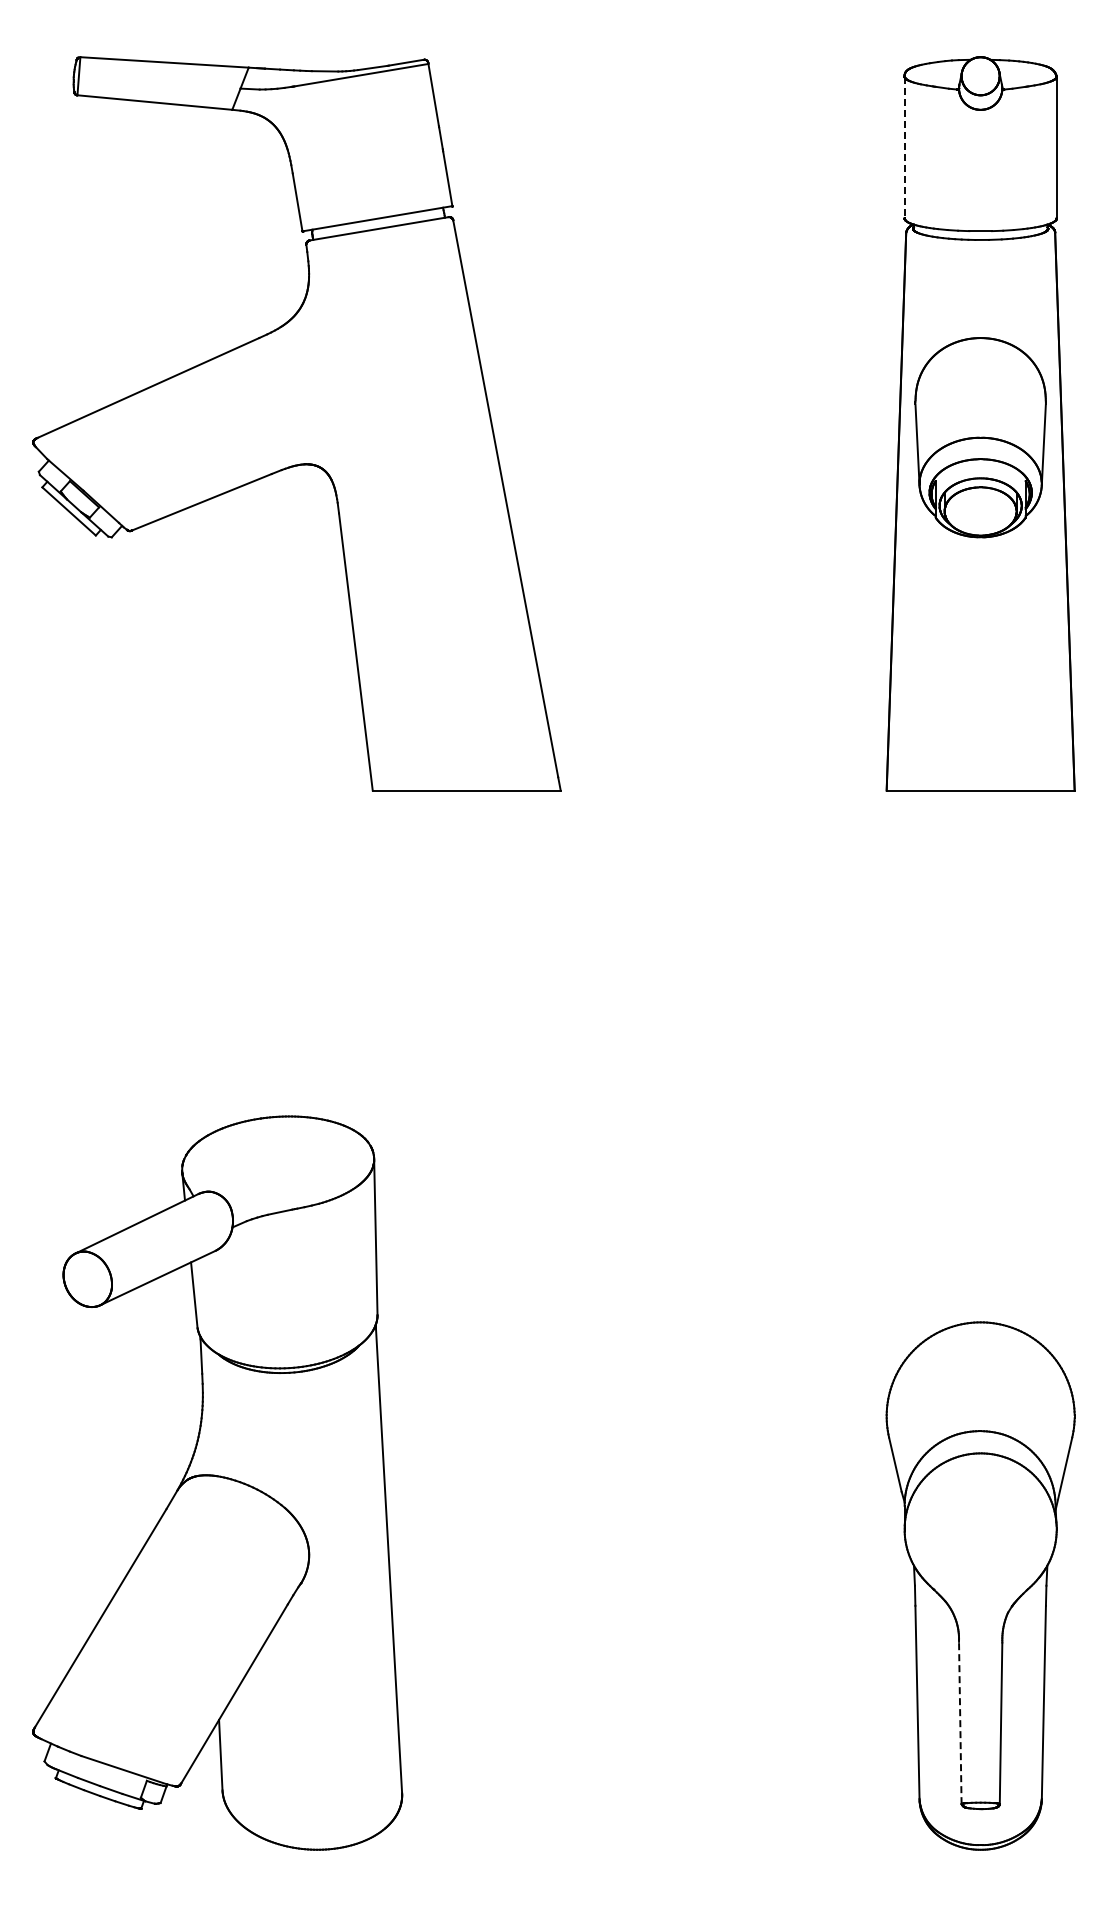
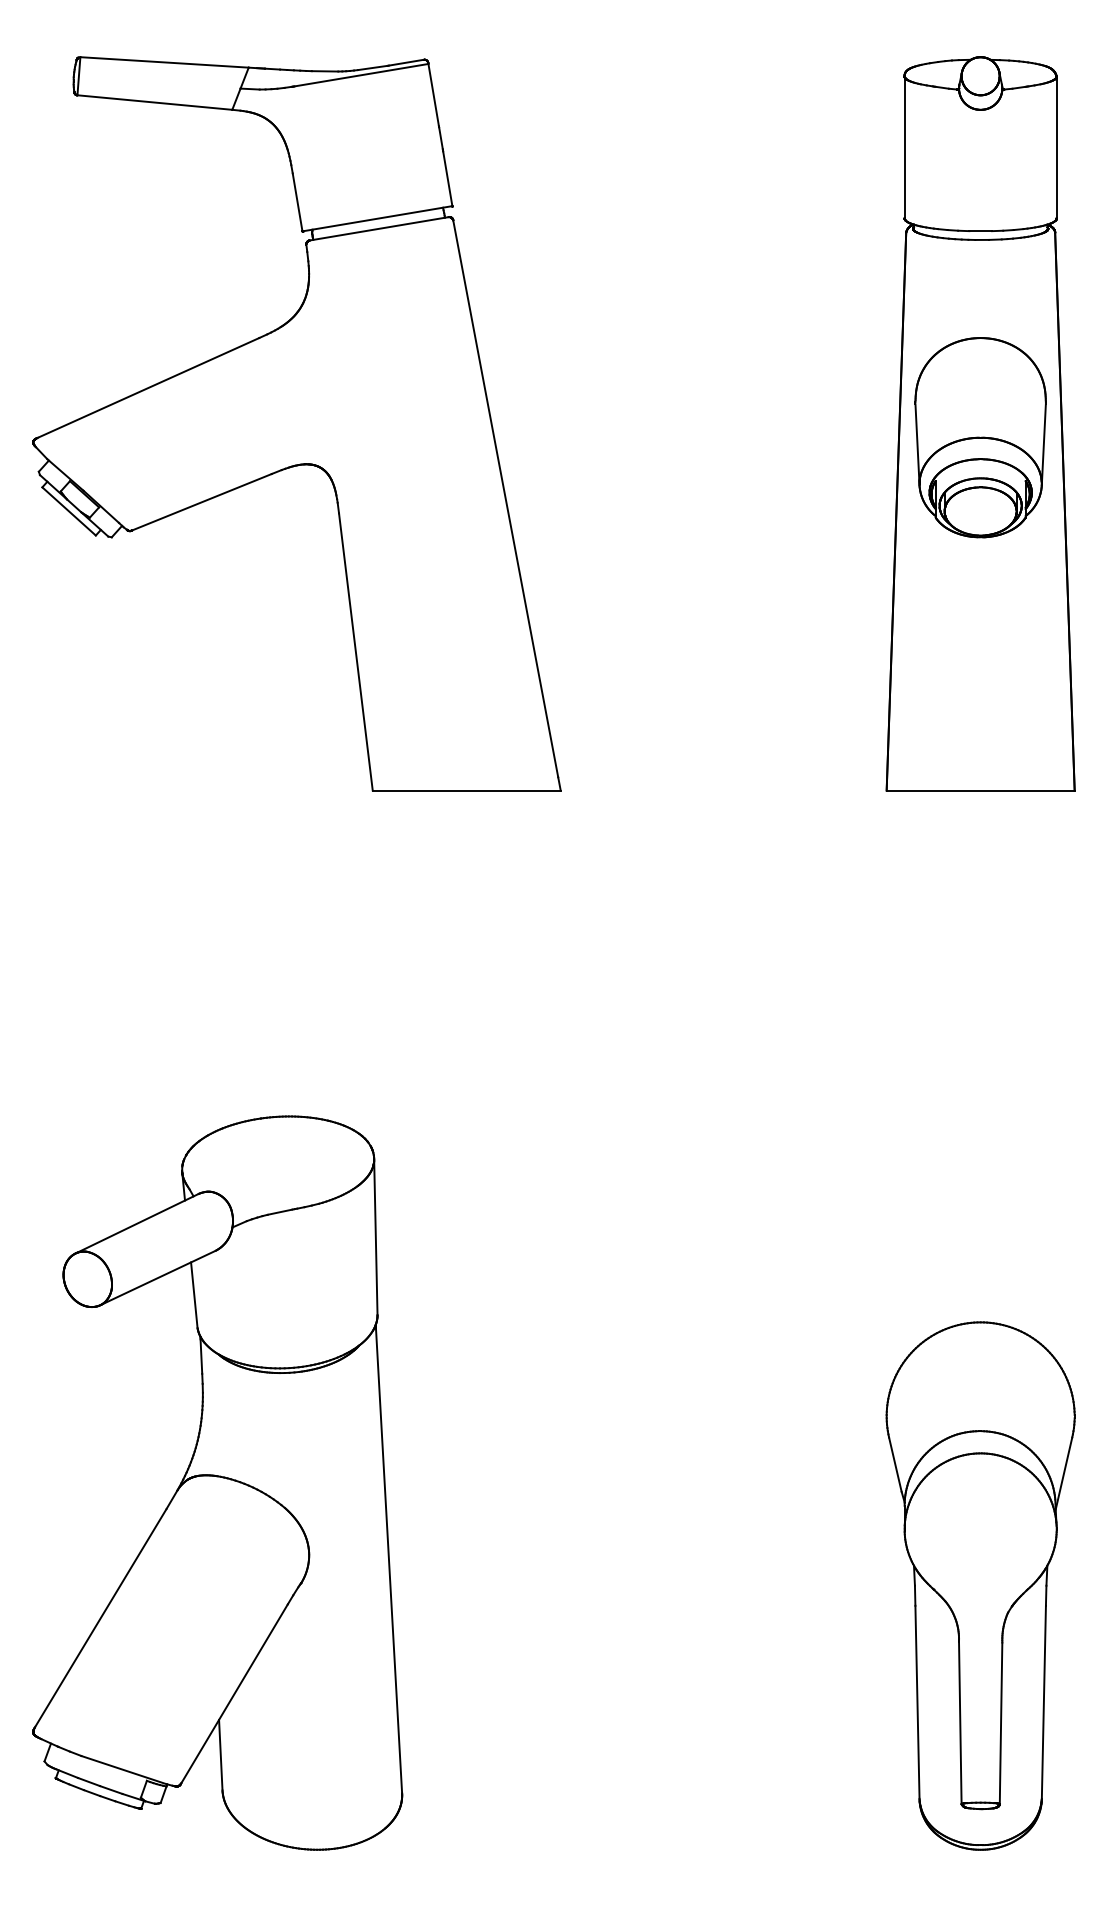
line: dashed -> solid (904, 147)
line: dashed -> solid (960, 1722)
